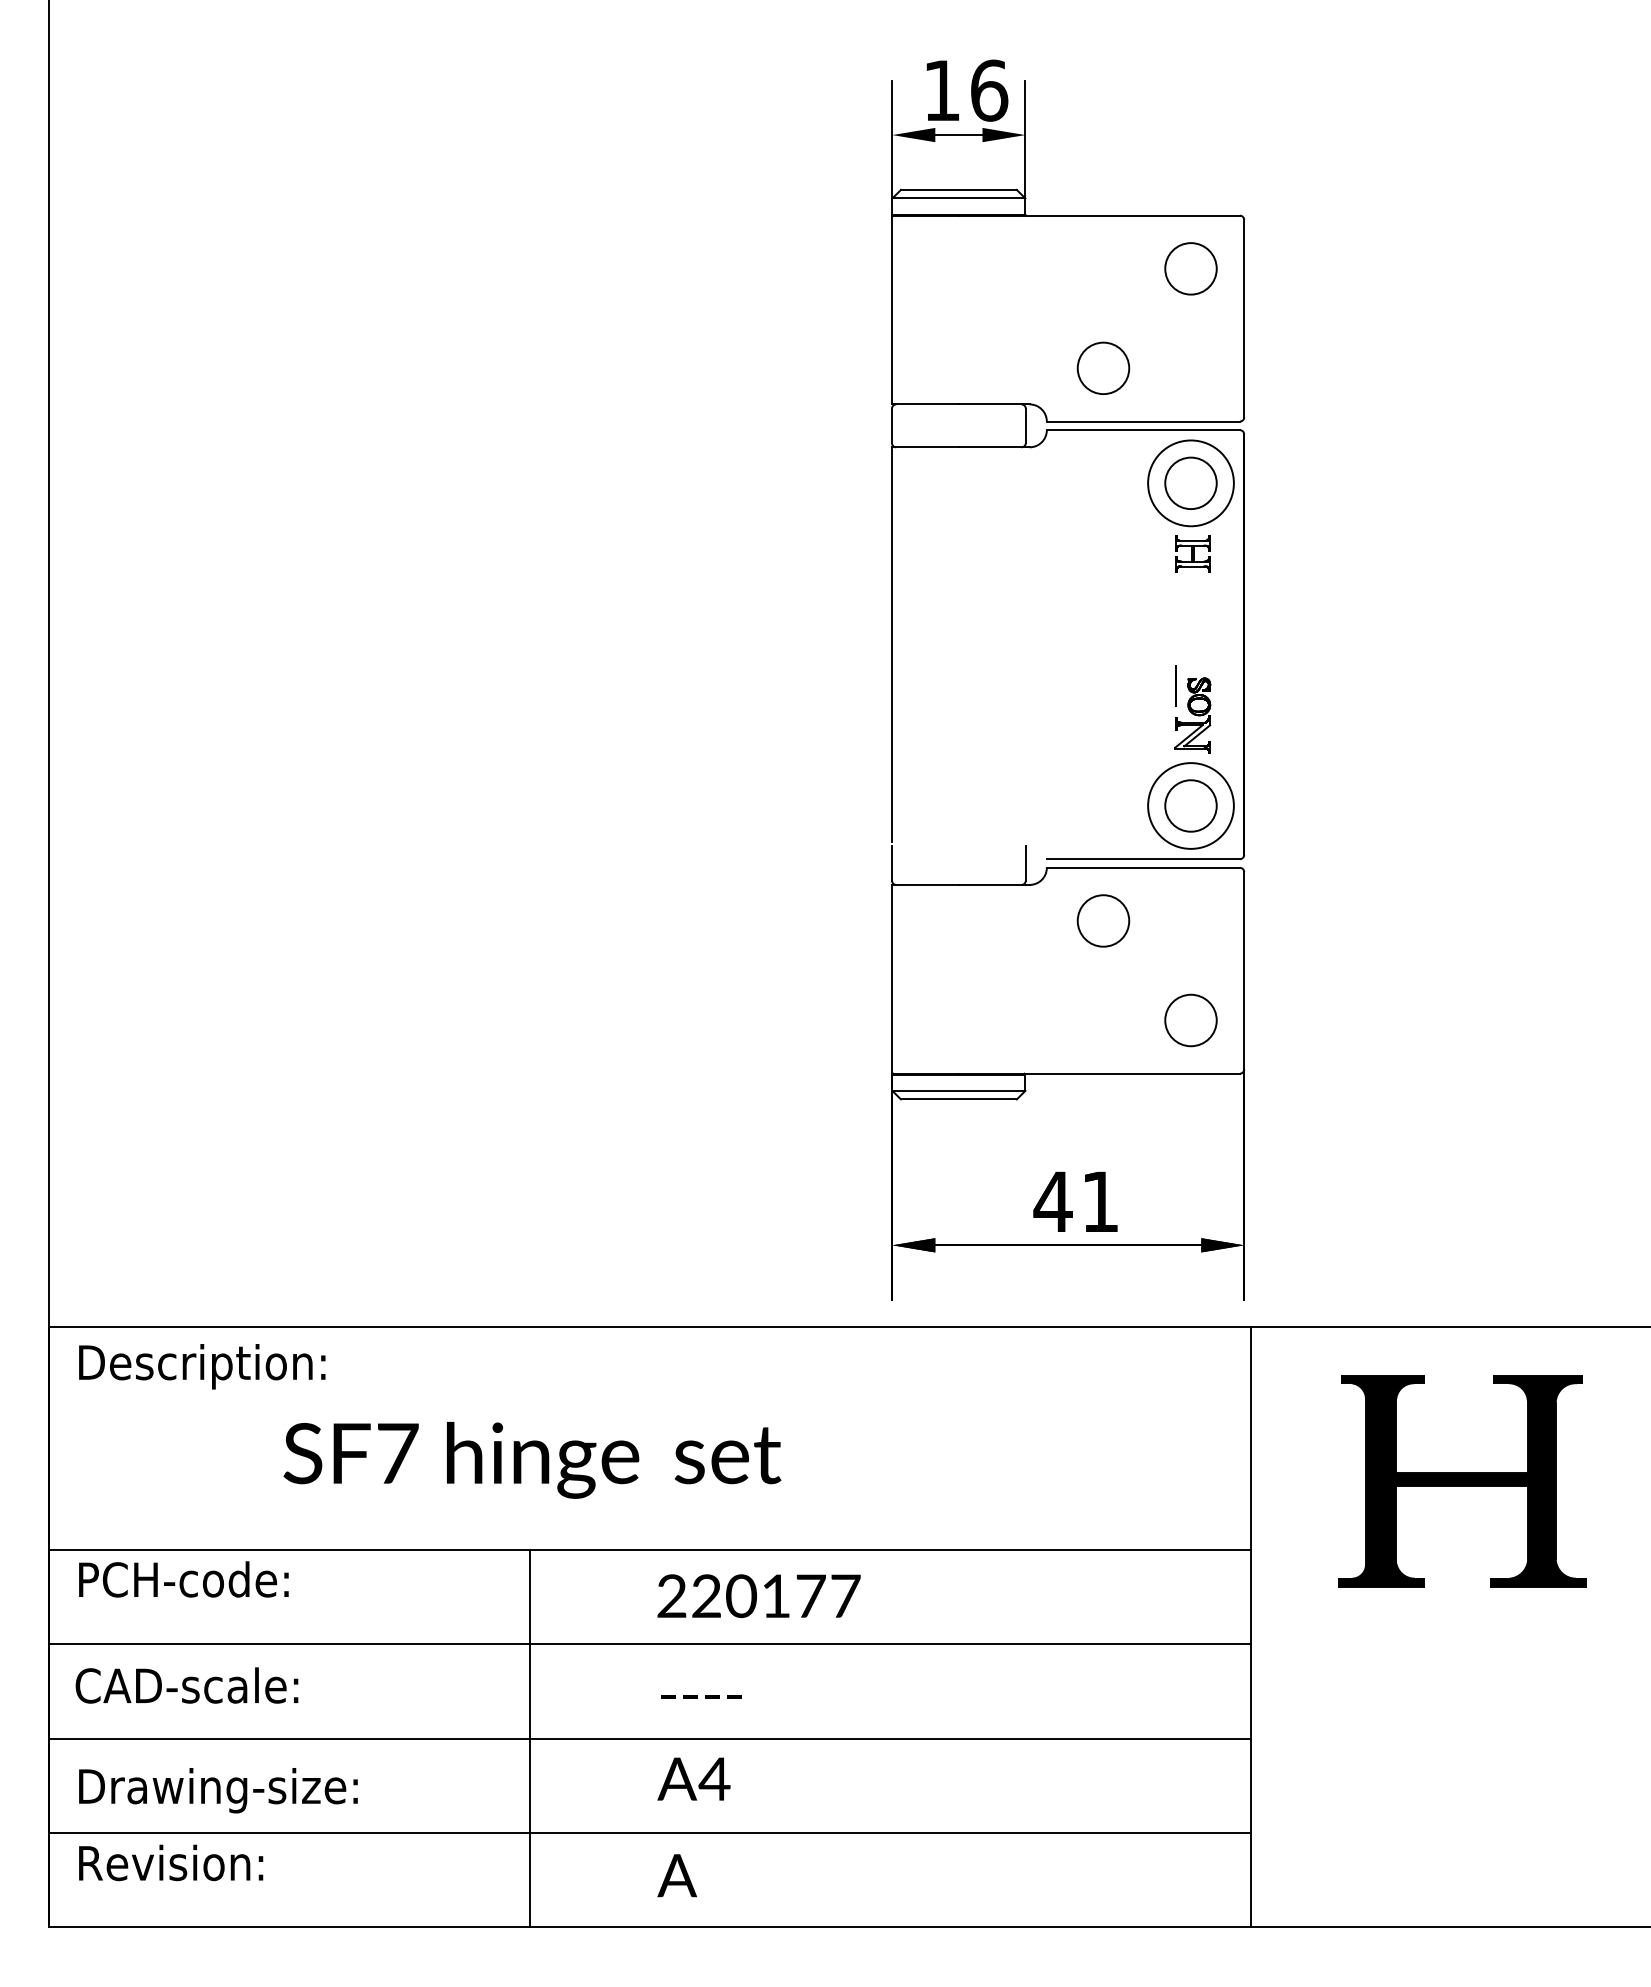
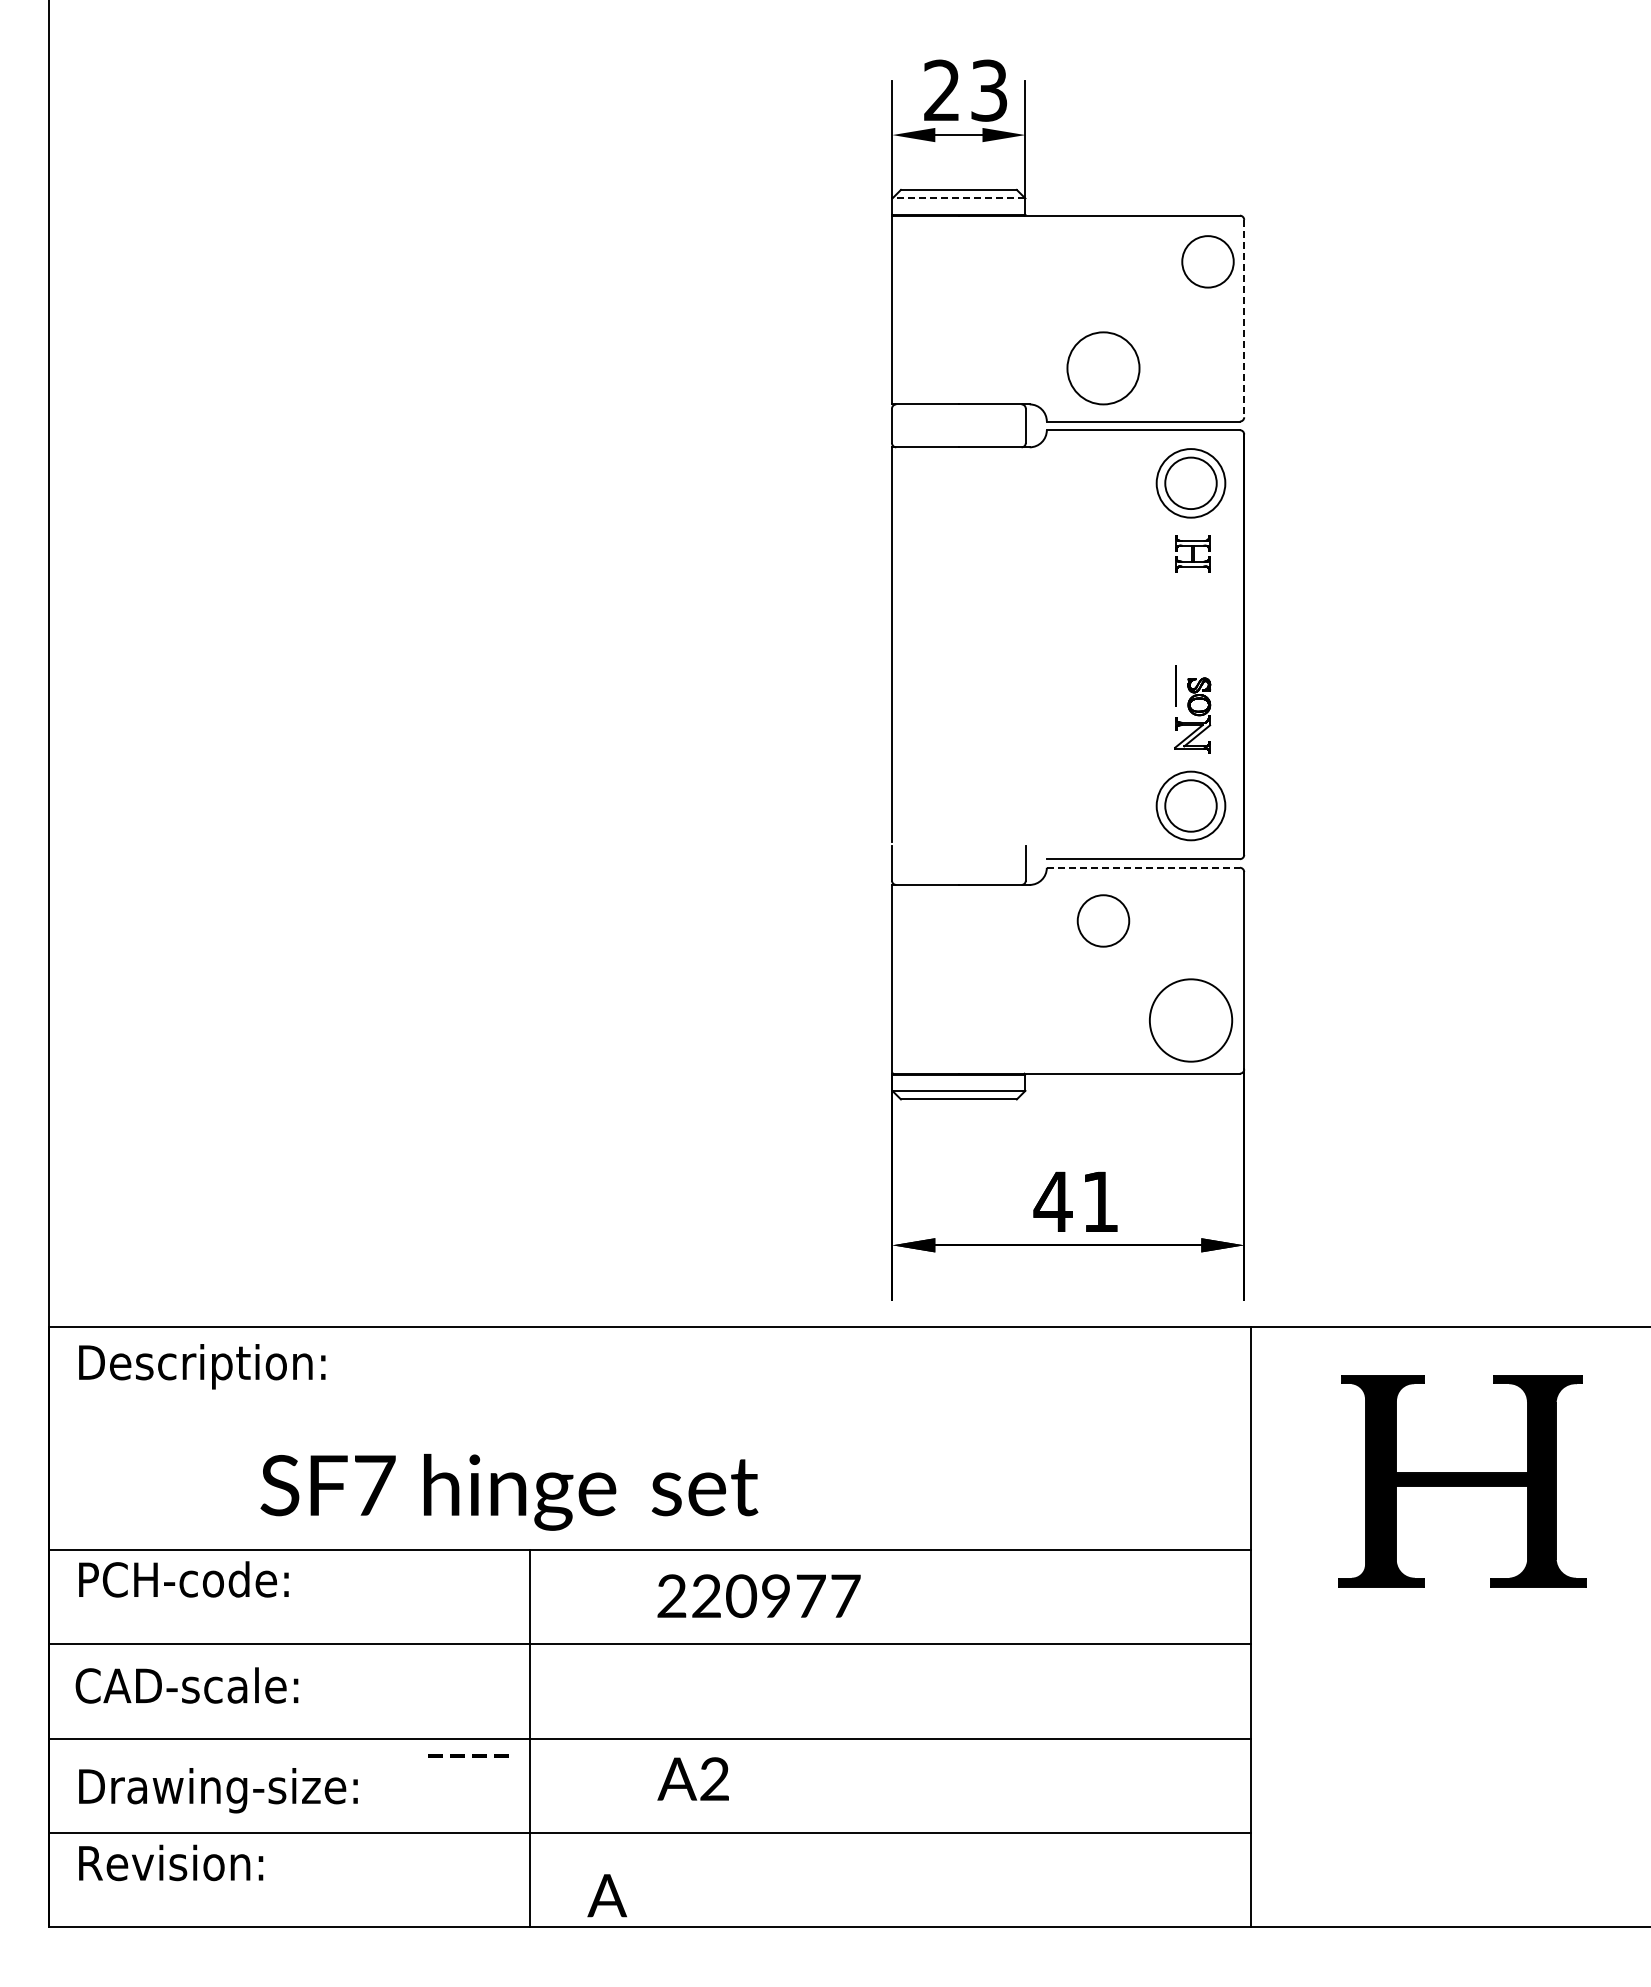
text: 16 -> 23 (966, 90)
line: solid -> dashed (958, 198)
circle position: (1190, 268) -> (1207, 261) (1207, 261)
line: solid -> dashed (1244, 318)
circle diameter: 51 px -> 72 px (1103, 368)
circle diameter: 86 px -> 69 px (1190, 483)
circle diameter: 86 px -> 69 px (1190, 805)
line: solid -> dashed (1143, 867)
circle size: 54x55 px -> 85x85 px (1191, 1020)
text position: (532, 1460) -> (509, 1492) (509, 1492)
text: 220177 -> 220977 (775, 1595)
text position: (701, 1696) -> (468, 1755) (468, 1755)
text: A4 -> A2 (714, 1778)
text position: (676, 1875) -> (606, 1895) (606, 1895)
